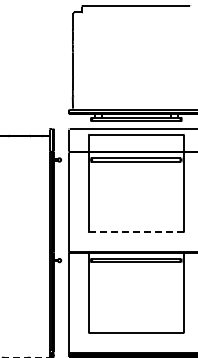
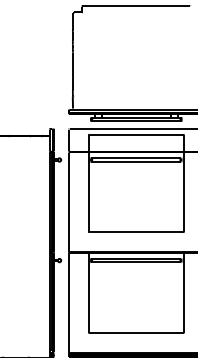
line: dashed -> solid (136, 232)
line: dashed -> solid (25, 357)
